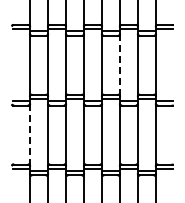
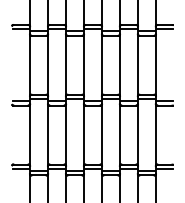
line: dashed -> solid (119, 65)
line: dashed -> solid (30, 135)
